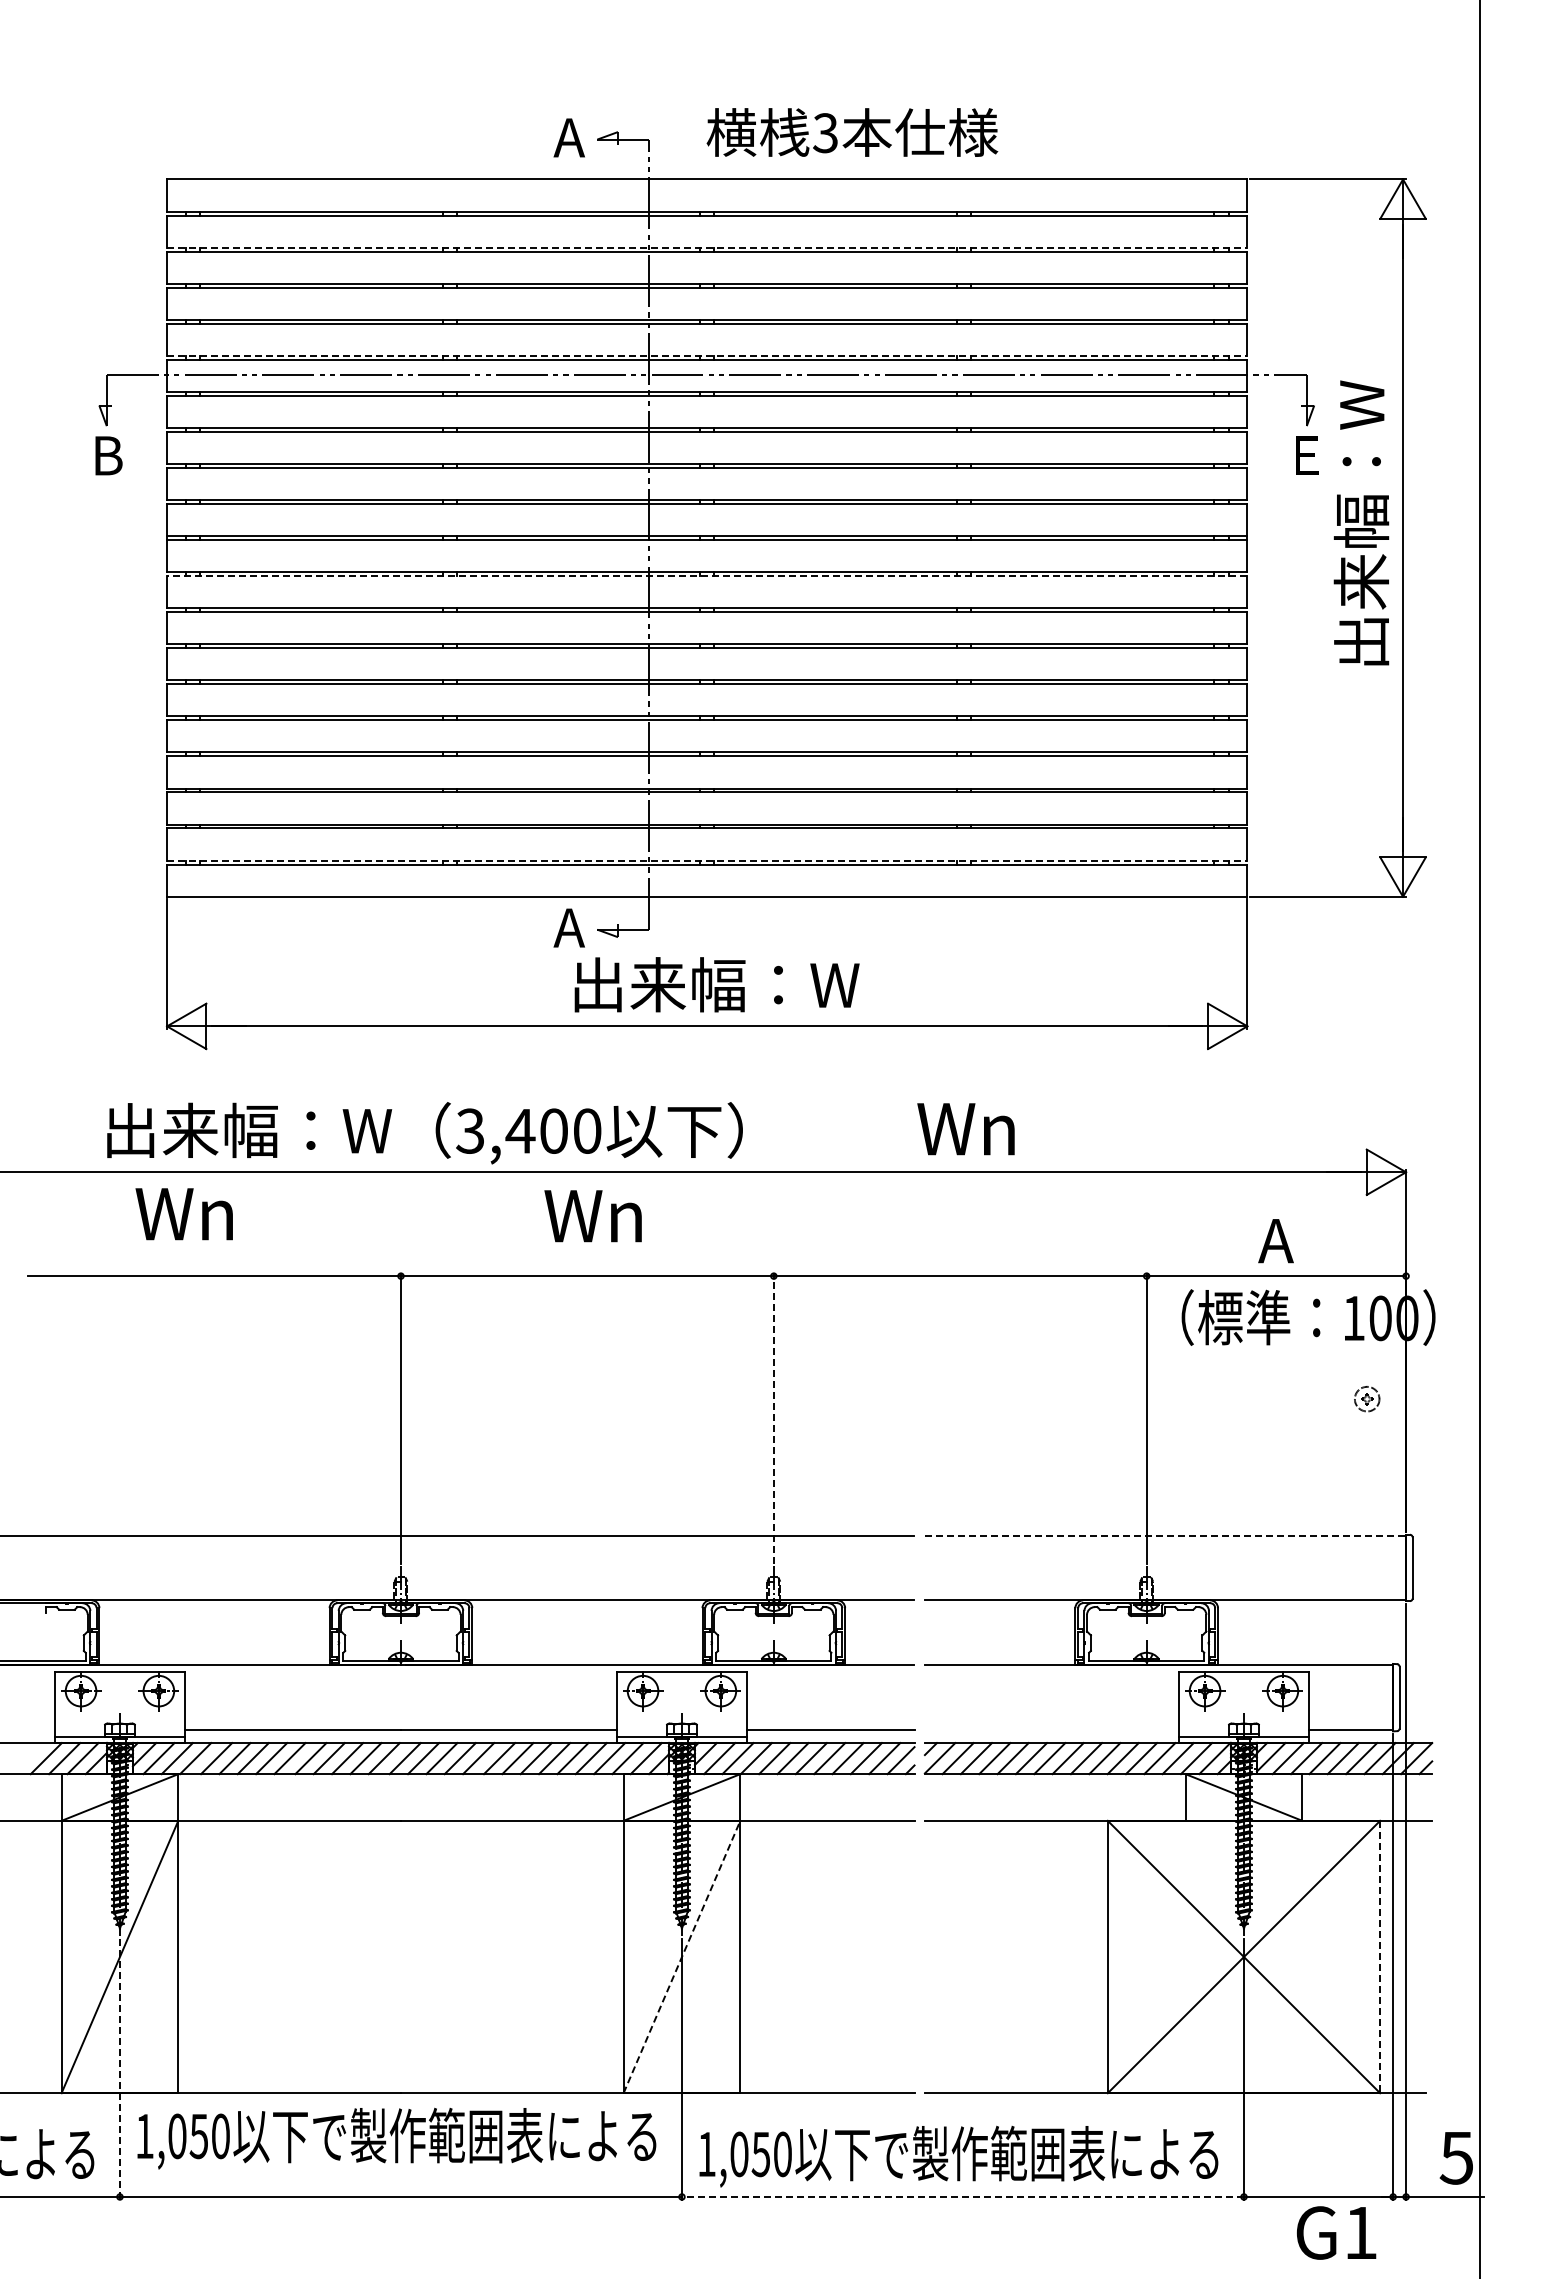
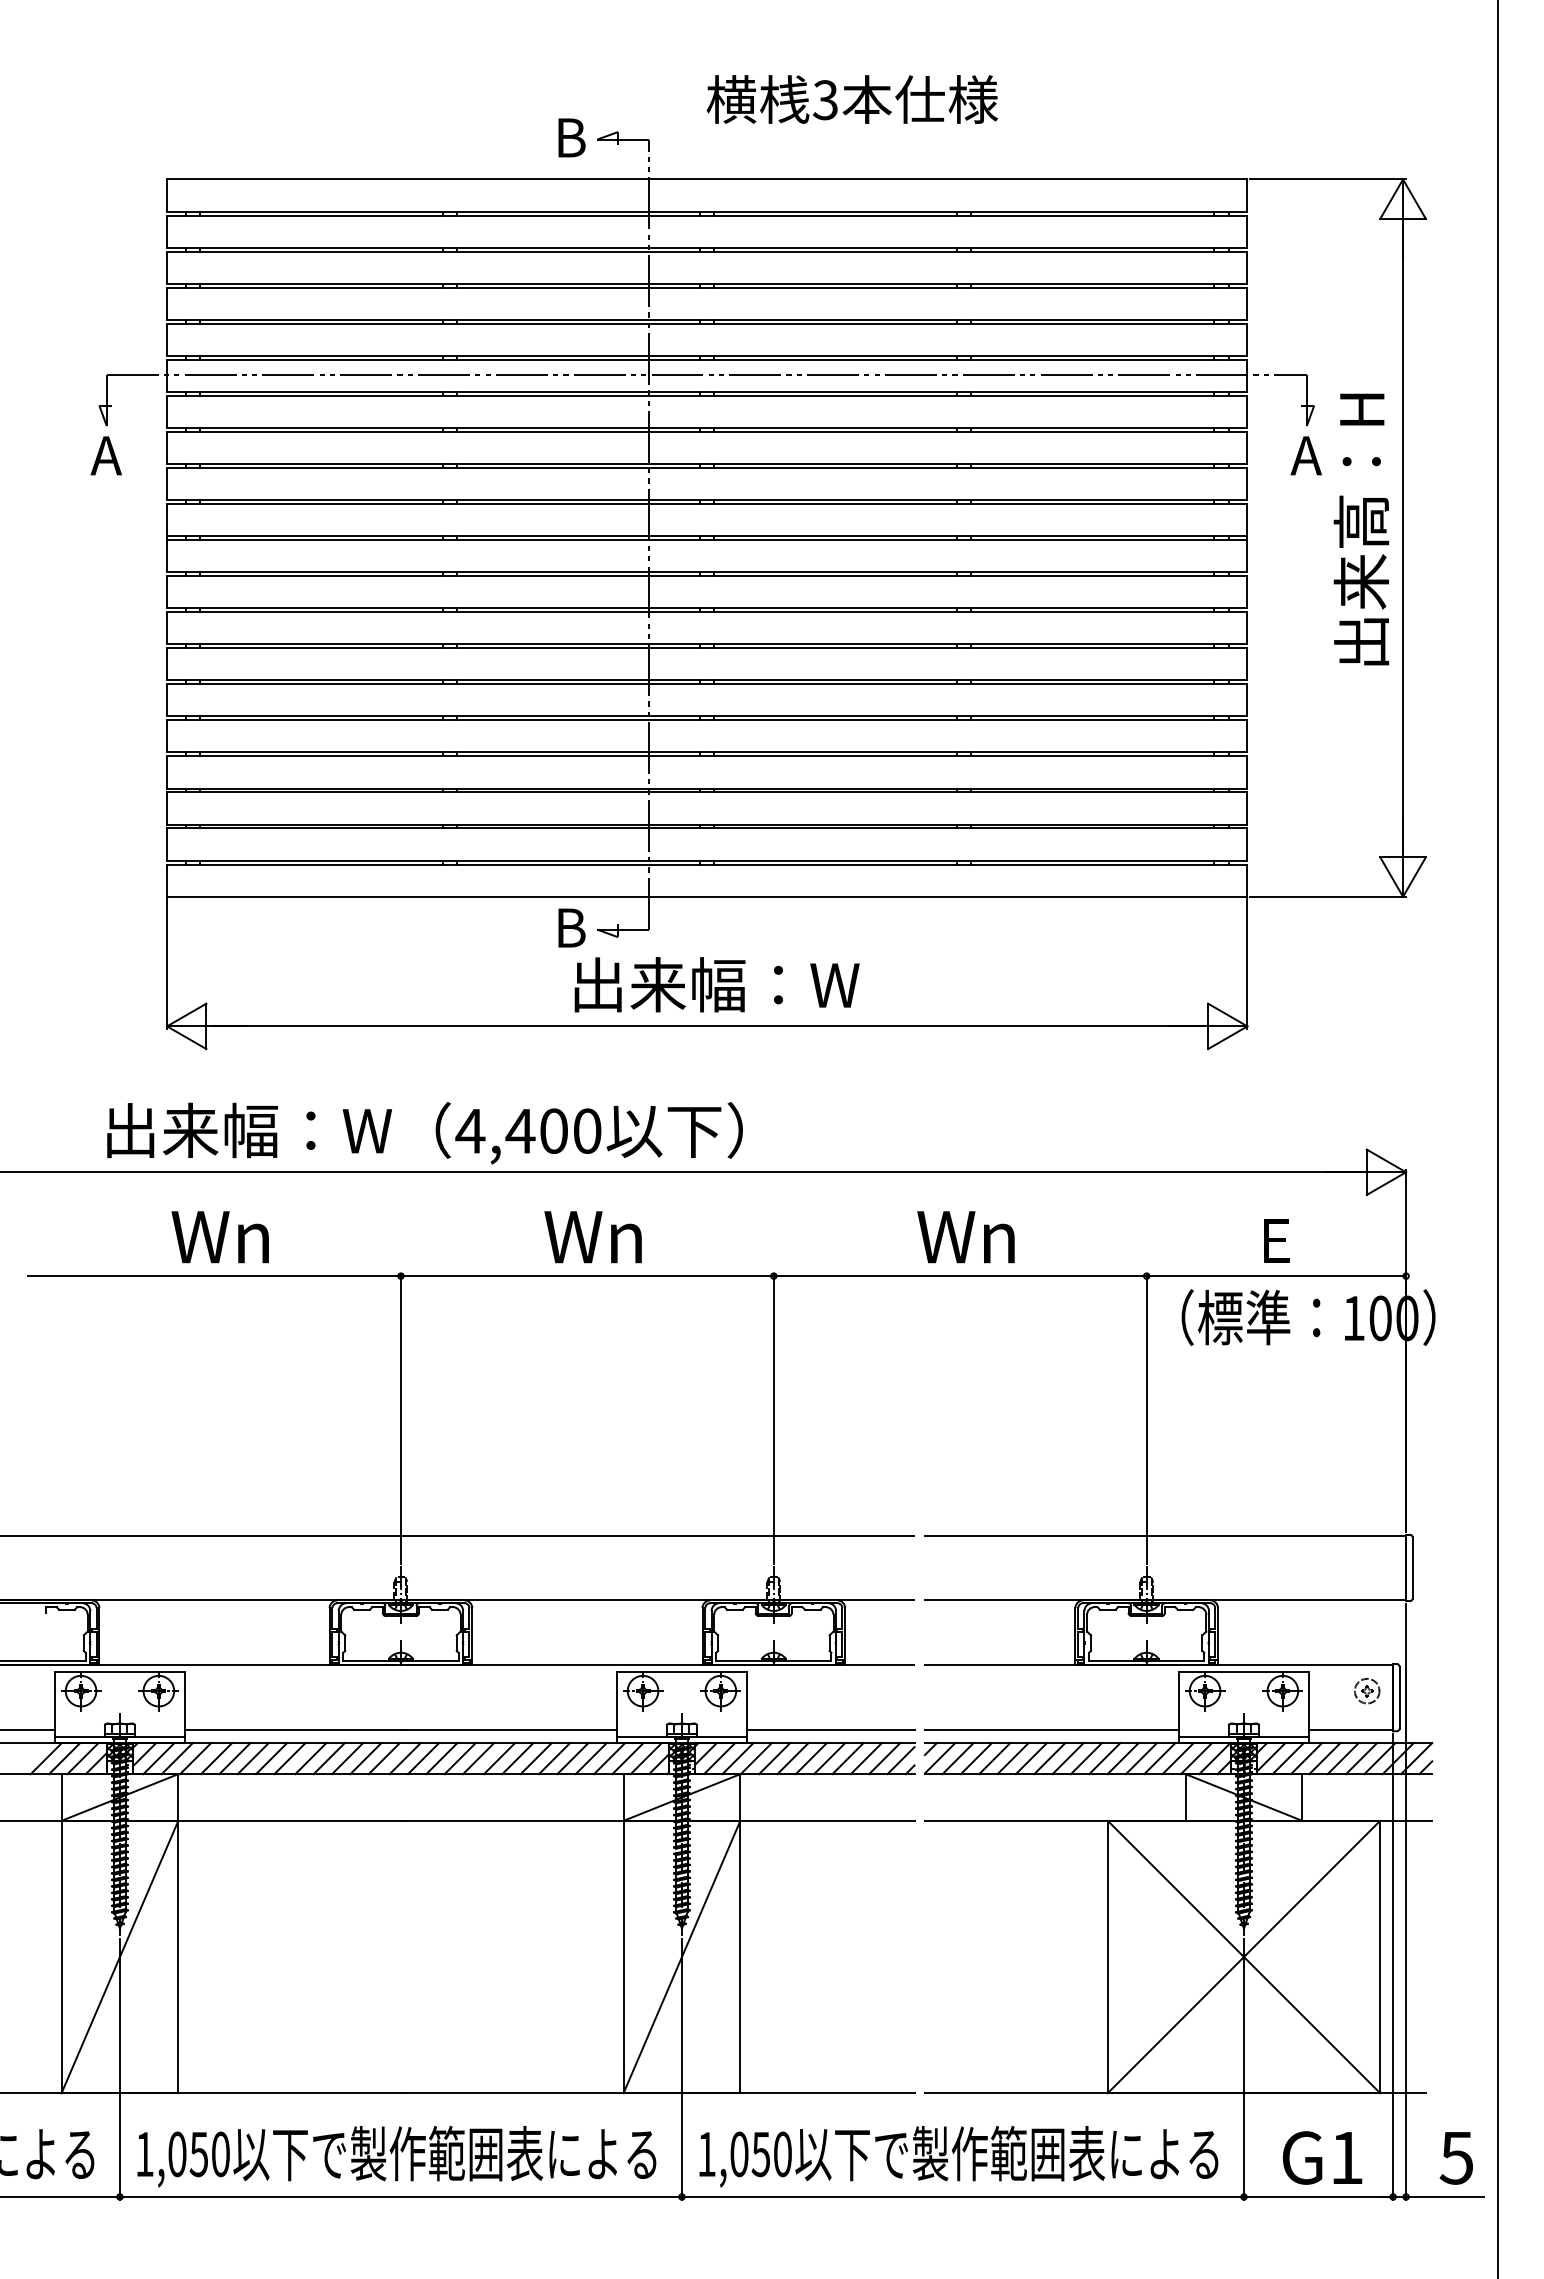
text position: (852, 132) -> (852, 99) (852, 99)
text: A -> B (569, 137)
line: dashed -> solid (707, 247)
line: dashed -> solid (707, 355)
text: B -> A (106, 455)
text: E -> A (1305, 455)
text: 出来幅：W -> 出来高：H (1361, 463)
line: dashed -> solid (706, 576)
line: dashed -> solid (707, 860)
text: A -> B (569, 927)
text position: (965, 1129) -> (965, 1237) (965, 1237)
text: 3,400 -> 4,400 (470, 1130)
line position: (1479, 1138) -> (1497, 1138) (1497, 1138)
text position: (183, 1214) -> (219, 1237) (219, 1237)
text position: (592, 1216) -> (592, 1237) (592, 1237)
text: A -> E (1275, 1241)
part position: (1367, 1399) -> (1367, 1691) (1367, 1691)
line: dashed -> solid (773, 1418)
line: dashed -> solid (1165, 1535)
line: none -> present (28, 1730)
line: none -> present (1051, 1730)
line: dashed -> solid (682, 1956)
line: dashed -> solid (1380, 1957)
line: dashed -> solid (119, 2069)
text position: (396, 2138) -> (396, 2156) (396, 2156)
line: dashed -> solid (962, 2196)
text position: (1336, 2232) -> (1322, 2157) (1322, 2157)
